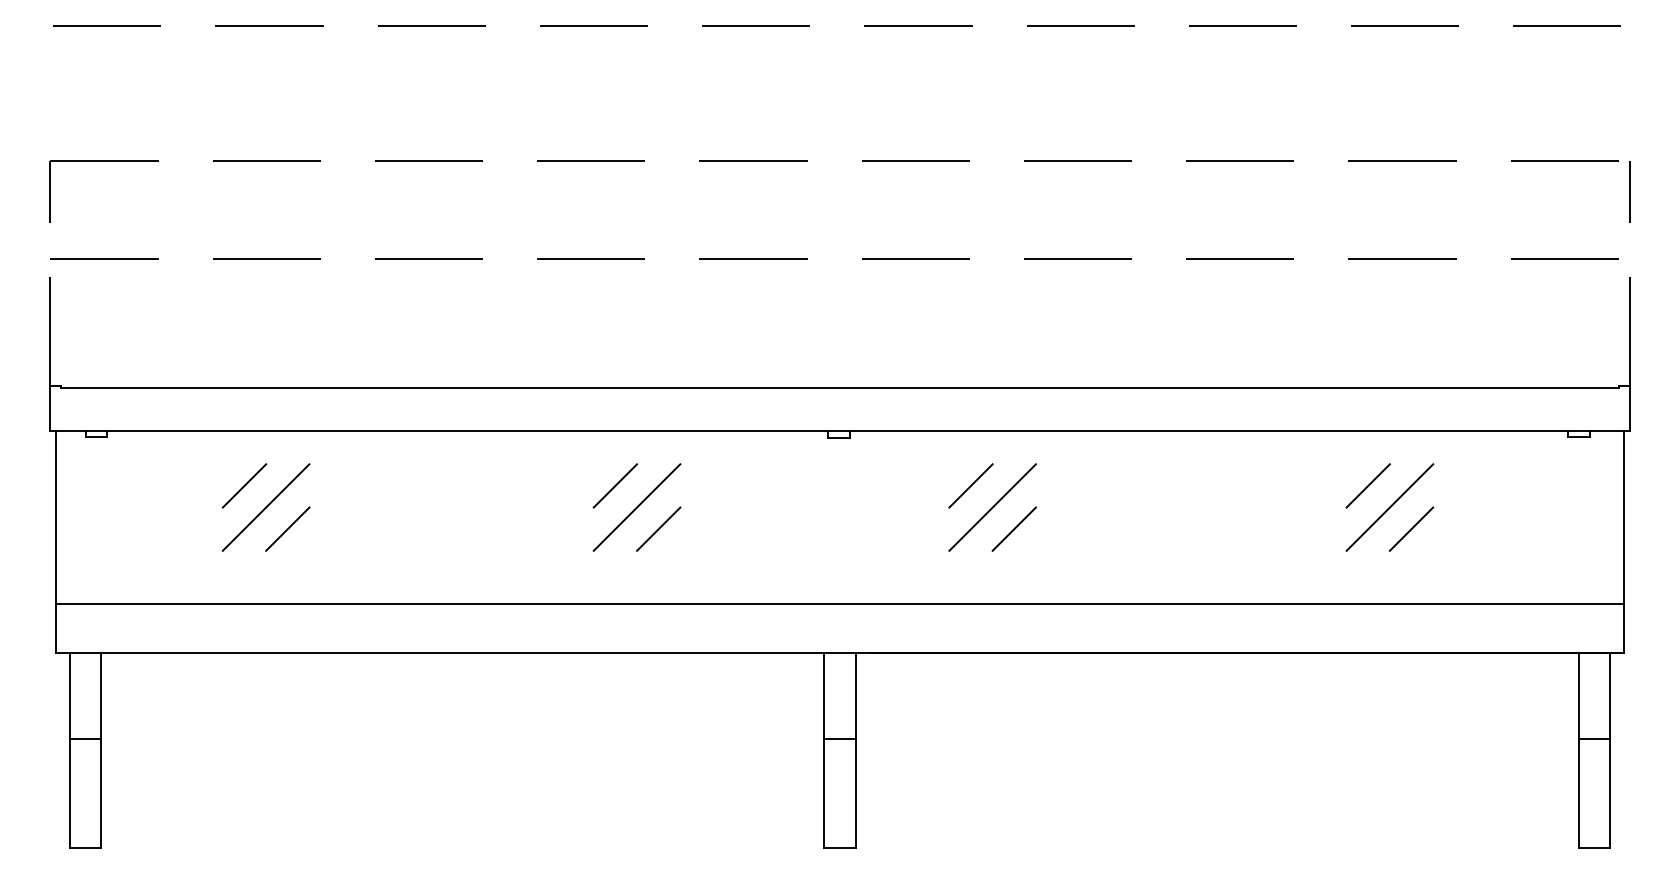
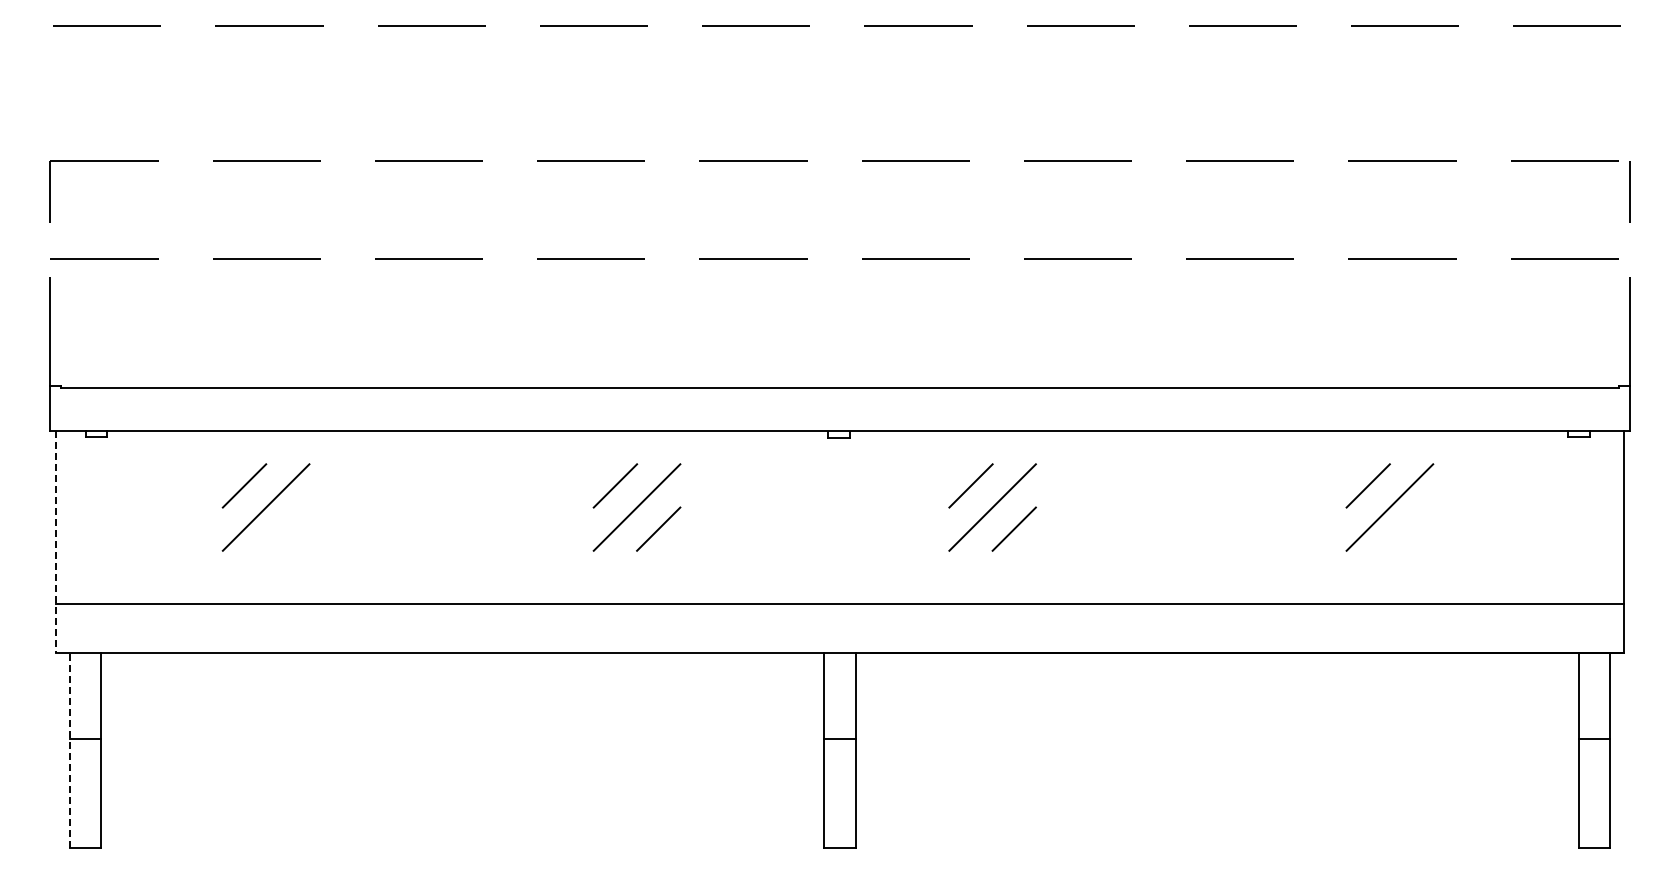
line: present -> none (287, 528)
line: present -> none (1411, 528)
line: solid -> dashed (55, 542)
line: solid -> dashed (69, 750)
